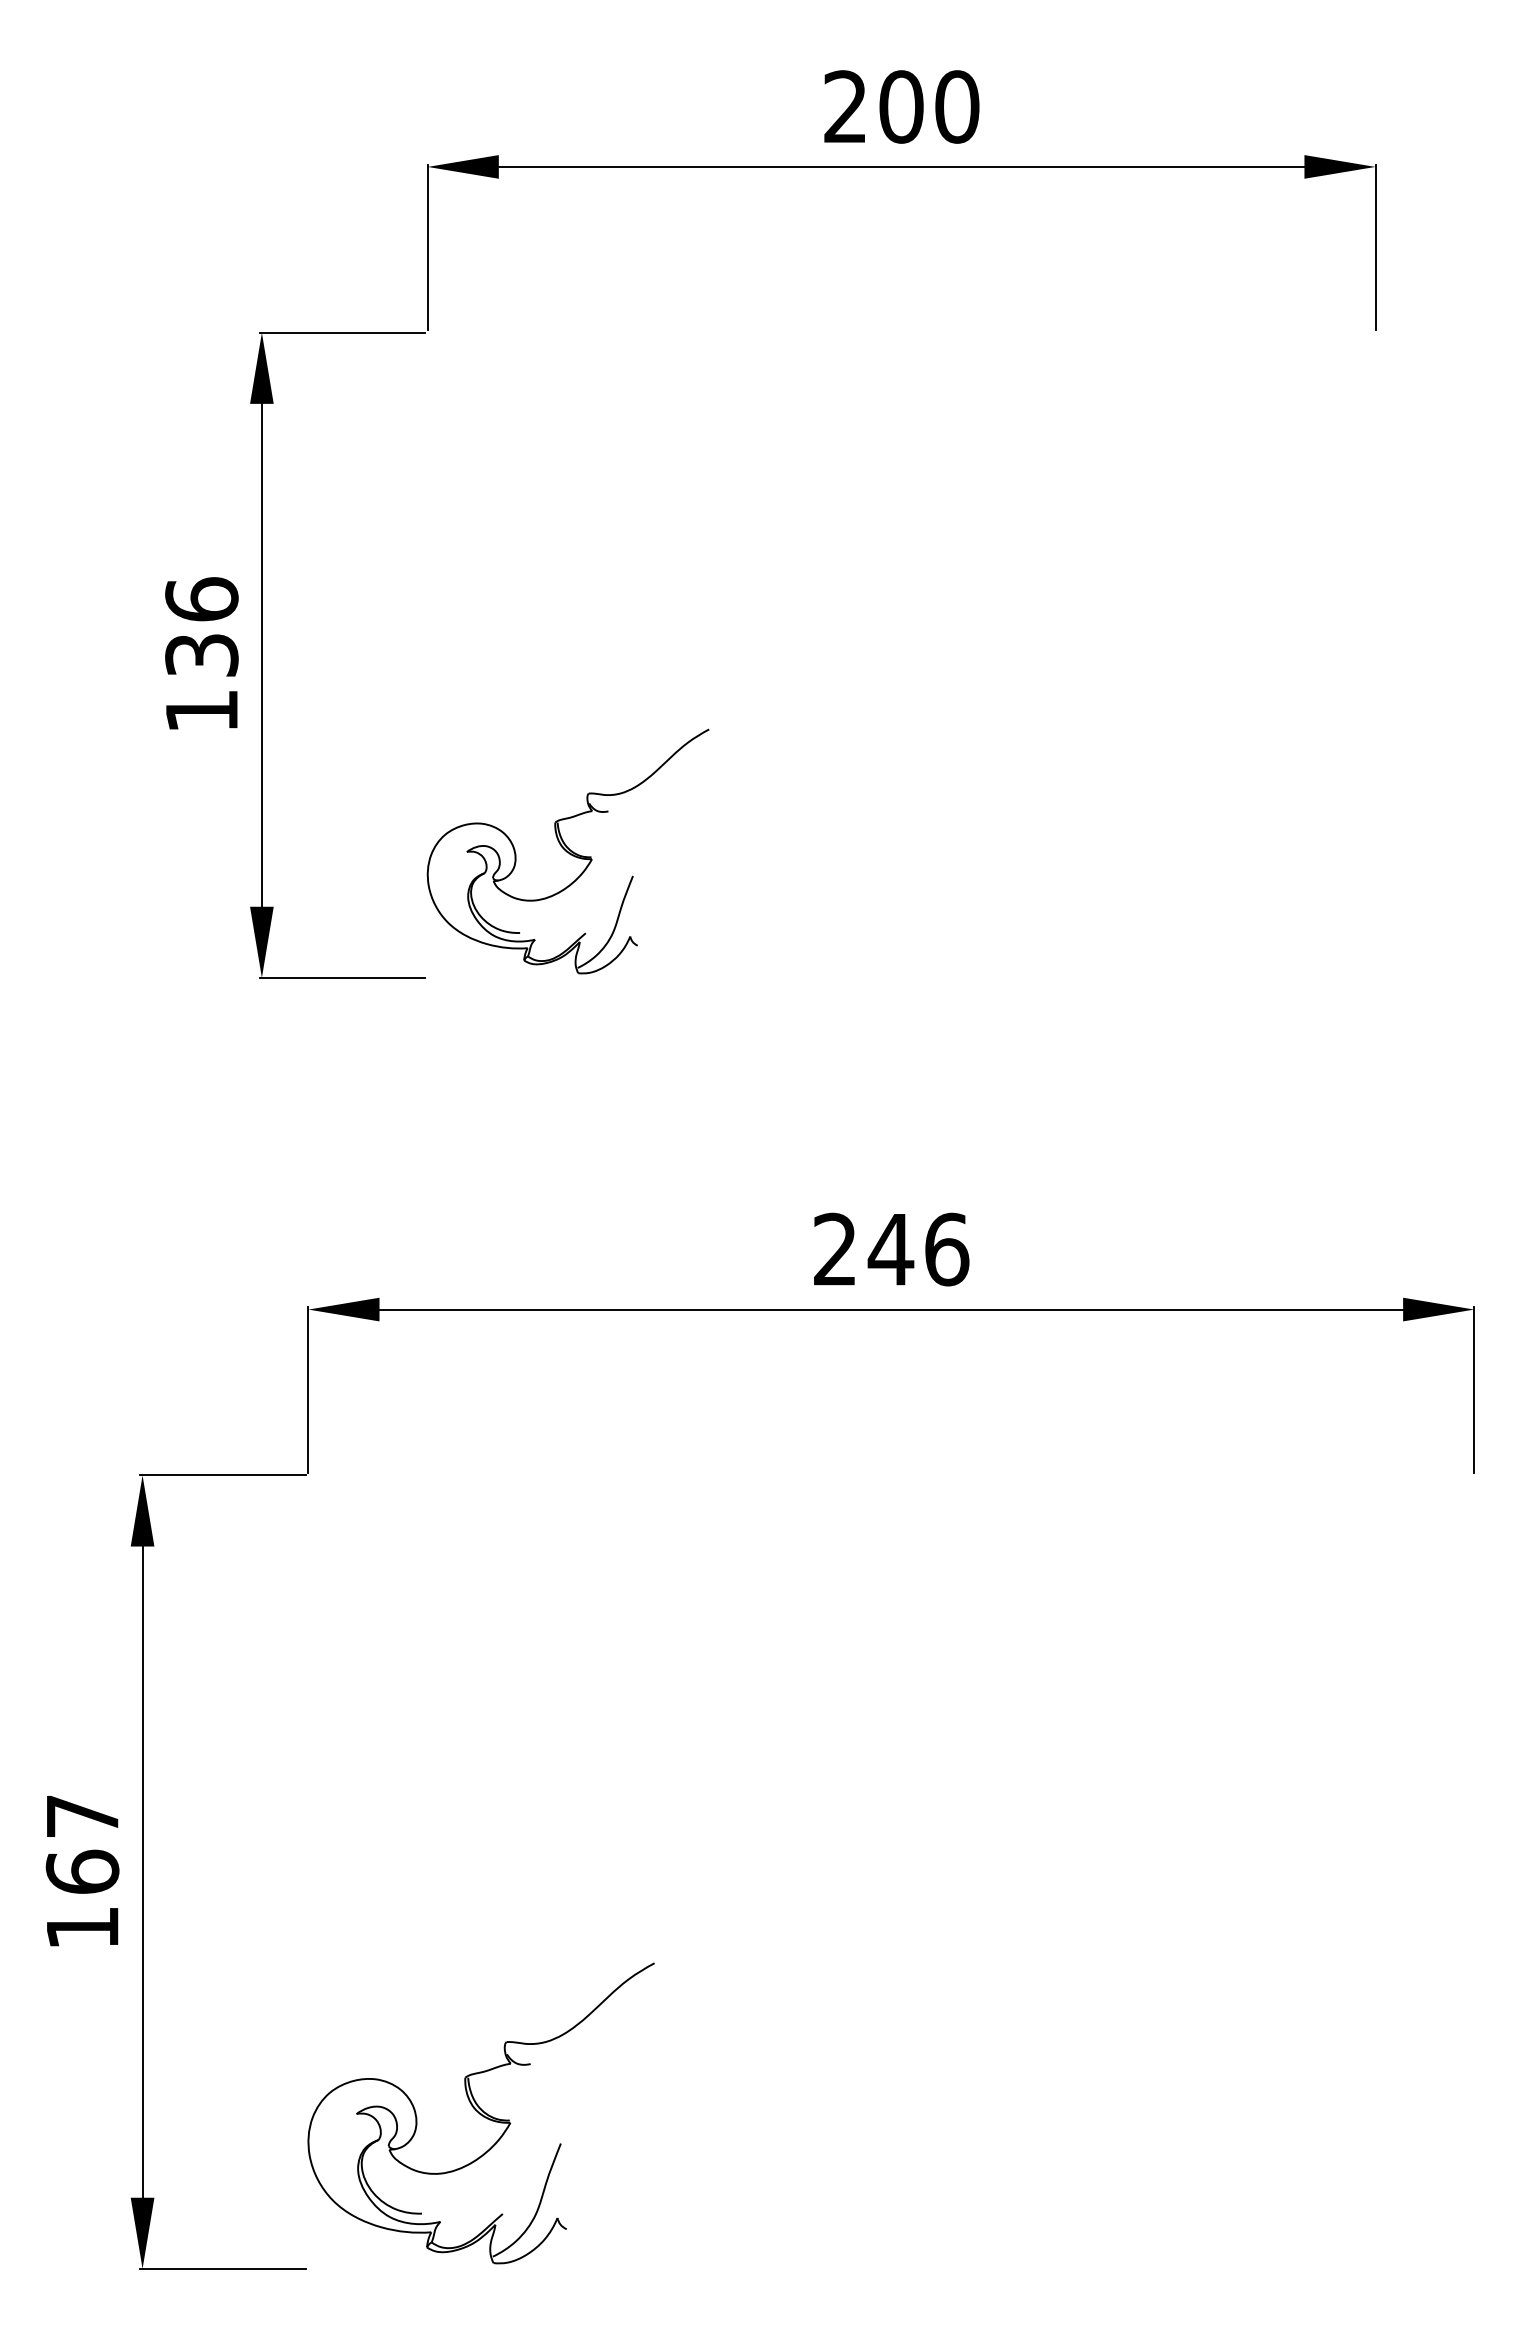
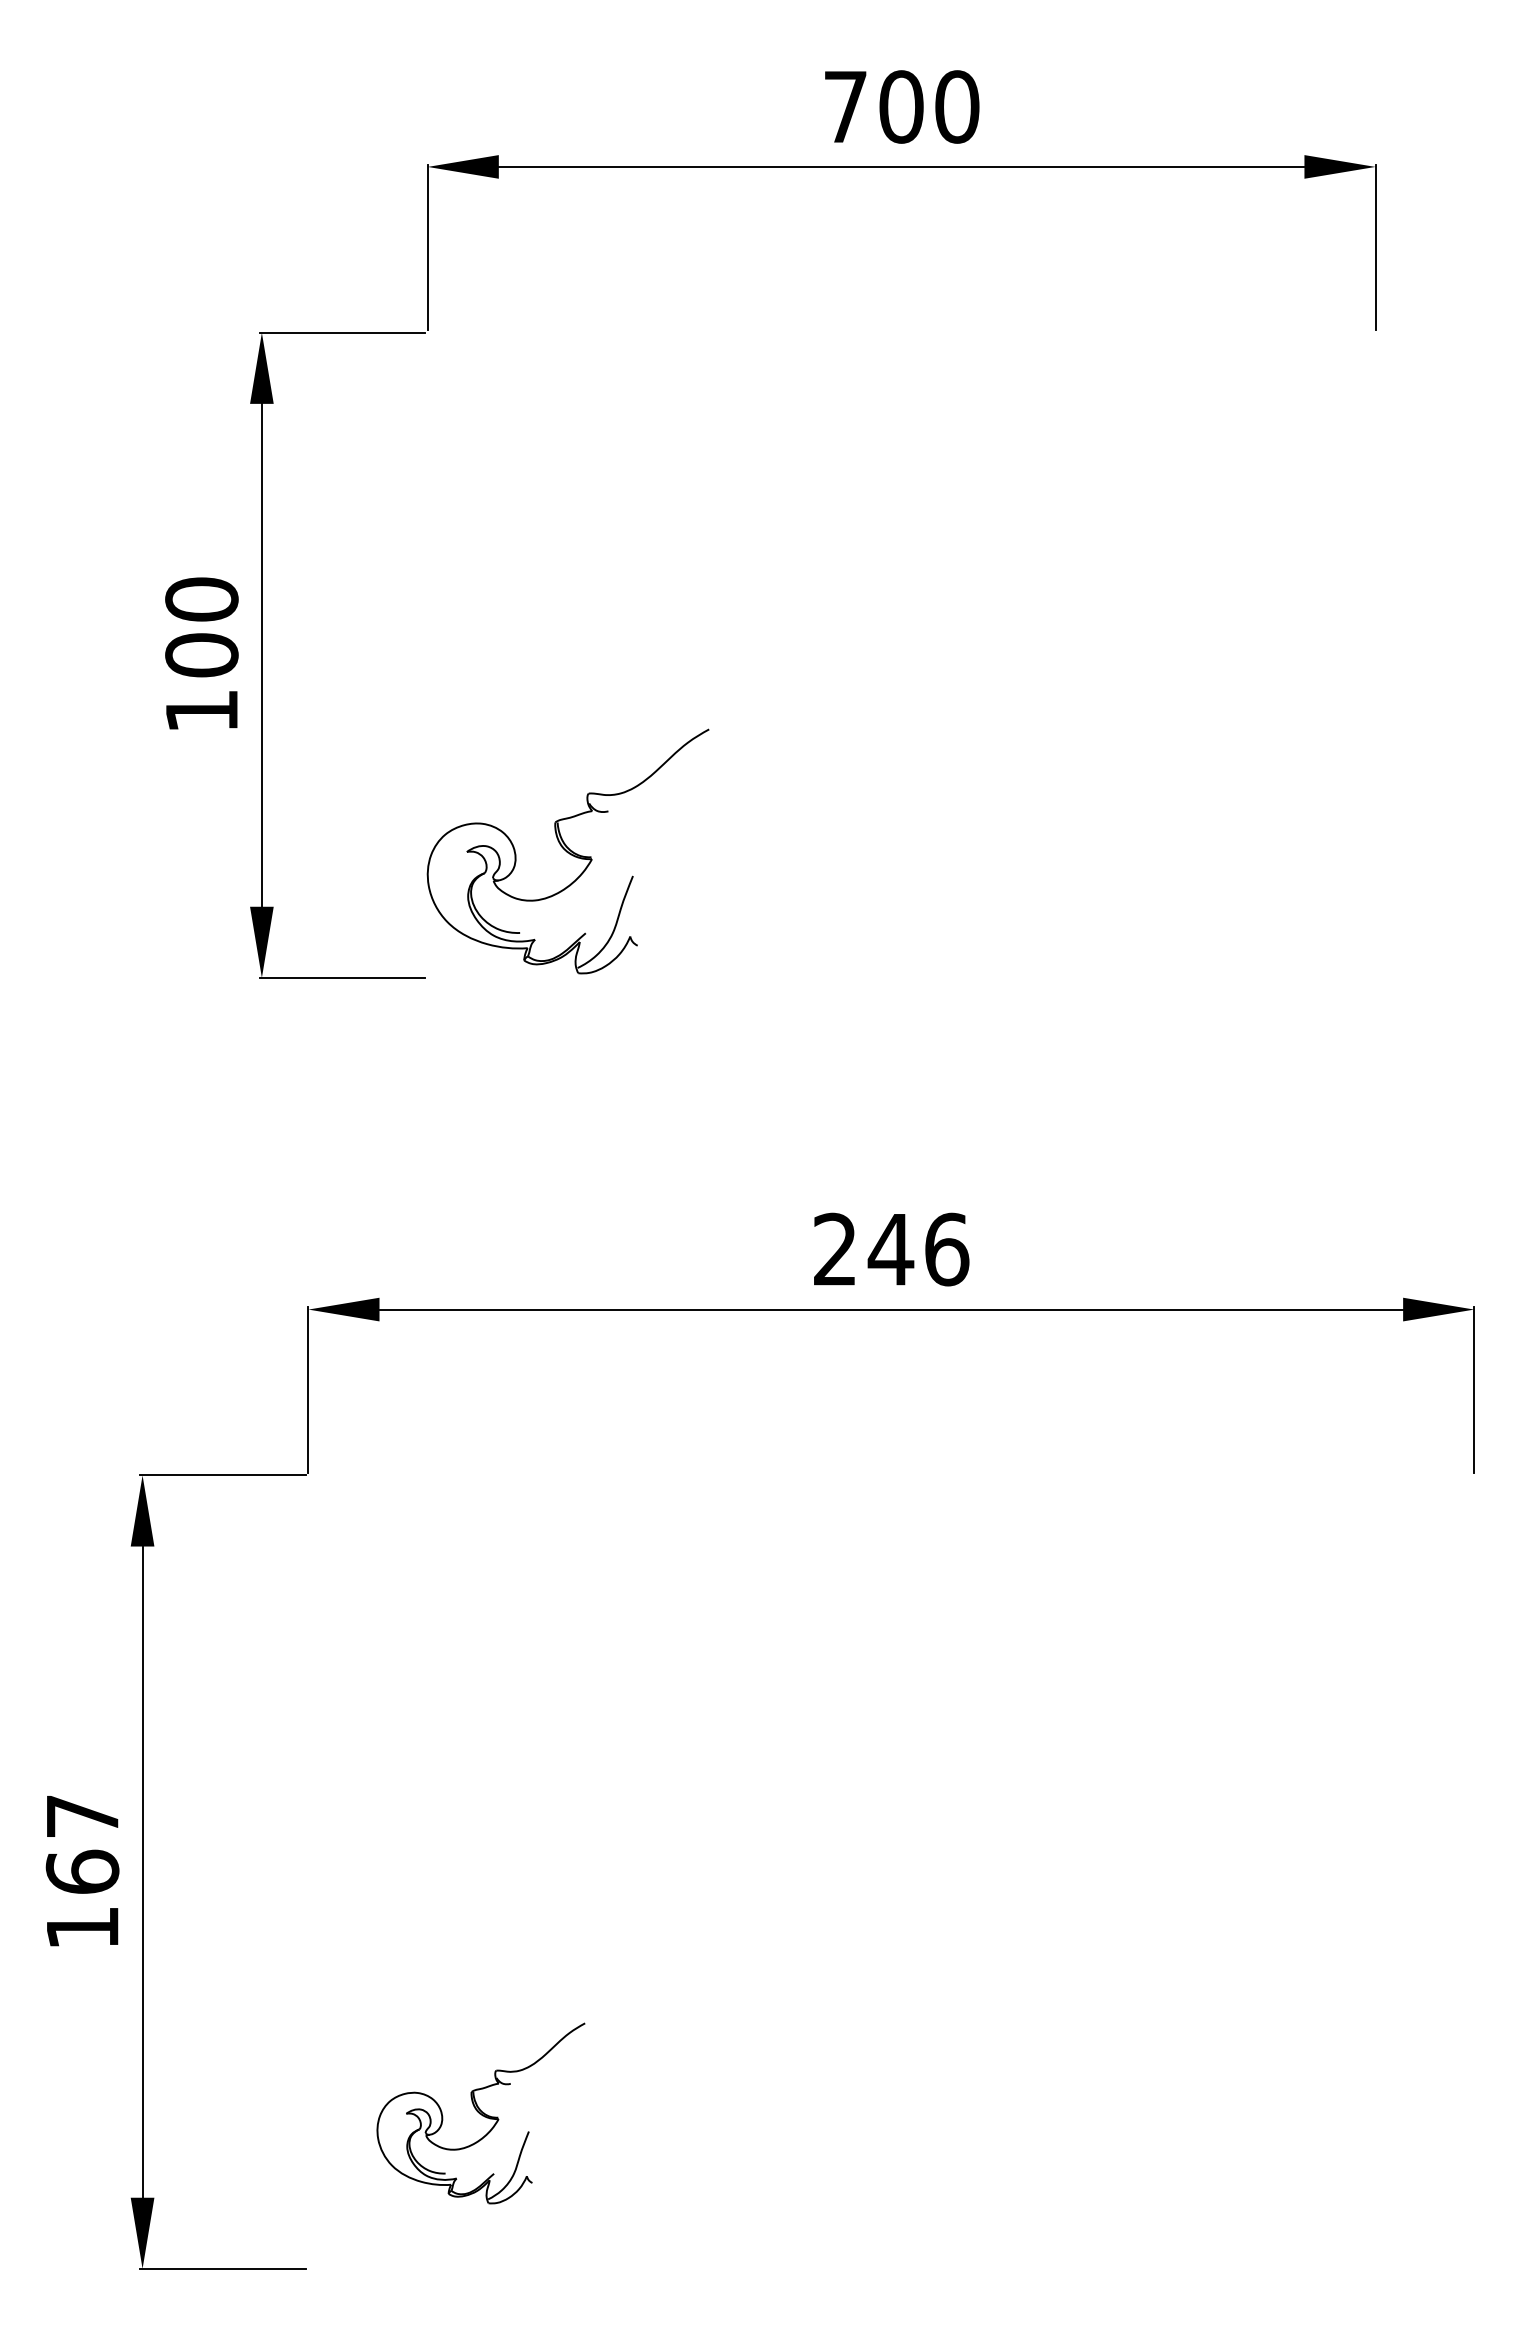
text: 200 -> 700 (845, 106)
text: 136 -> 100 (201, 627)
part size: 348x303 px -> 210x183 px (480, 2113)
